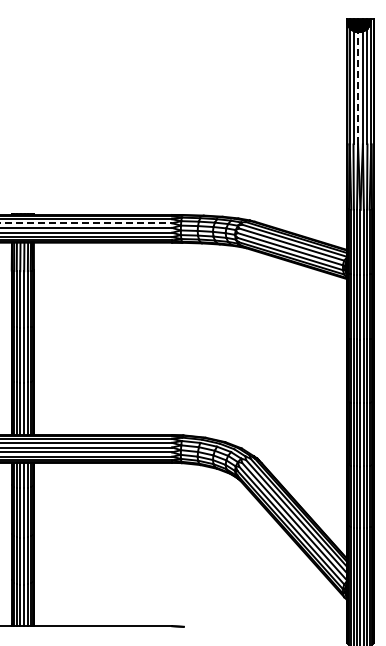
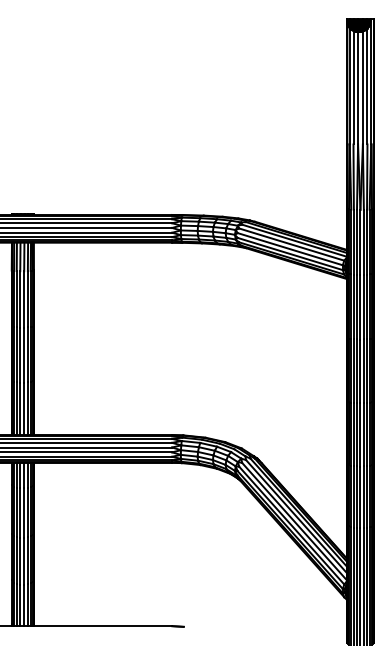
line: dashed -> solid (358, 87)
line: dashed -> solid (86, 223)
